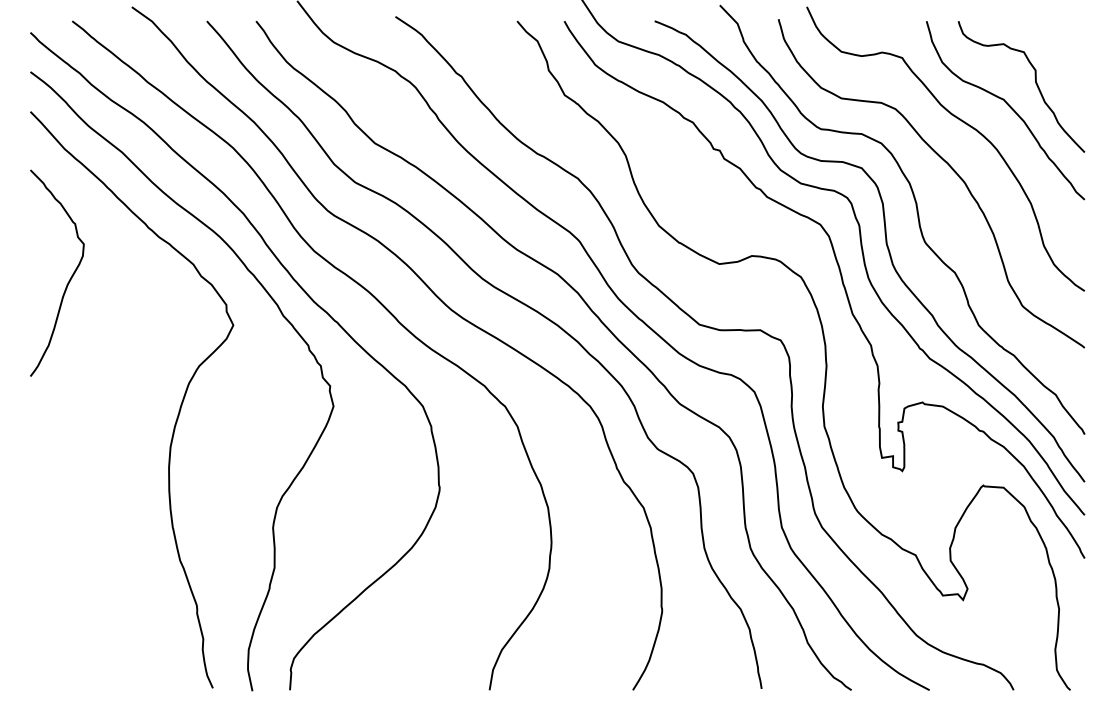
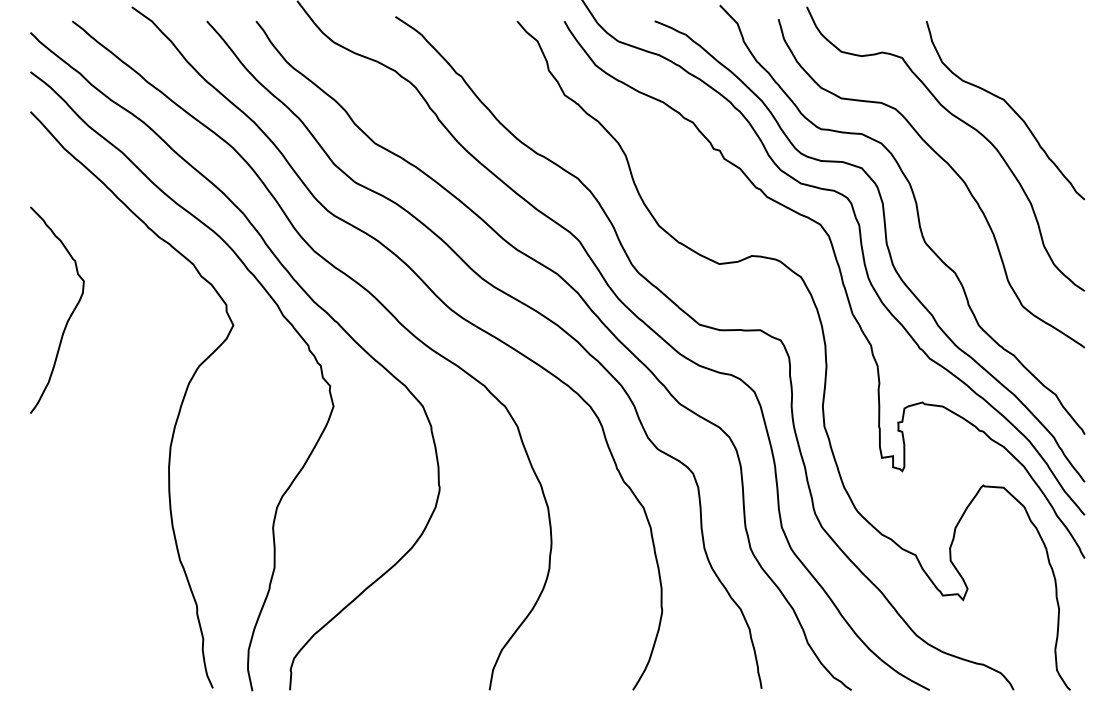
curve: present -> none (1035, 83)
curve position: (69, 279) -> (69, 316) (69, 316)
